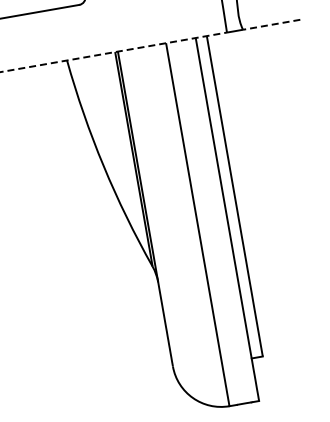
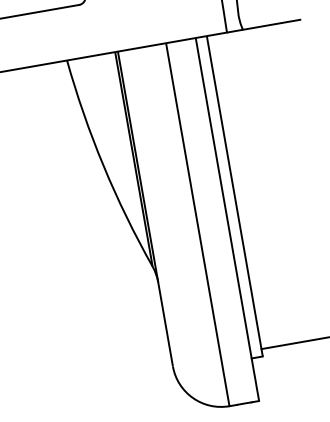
line: dashed -> solid (271, 24)
line: dashed -> solid (113, 52)
line: none -> present (293, 343)
